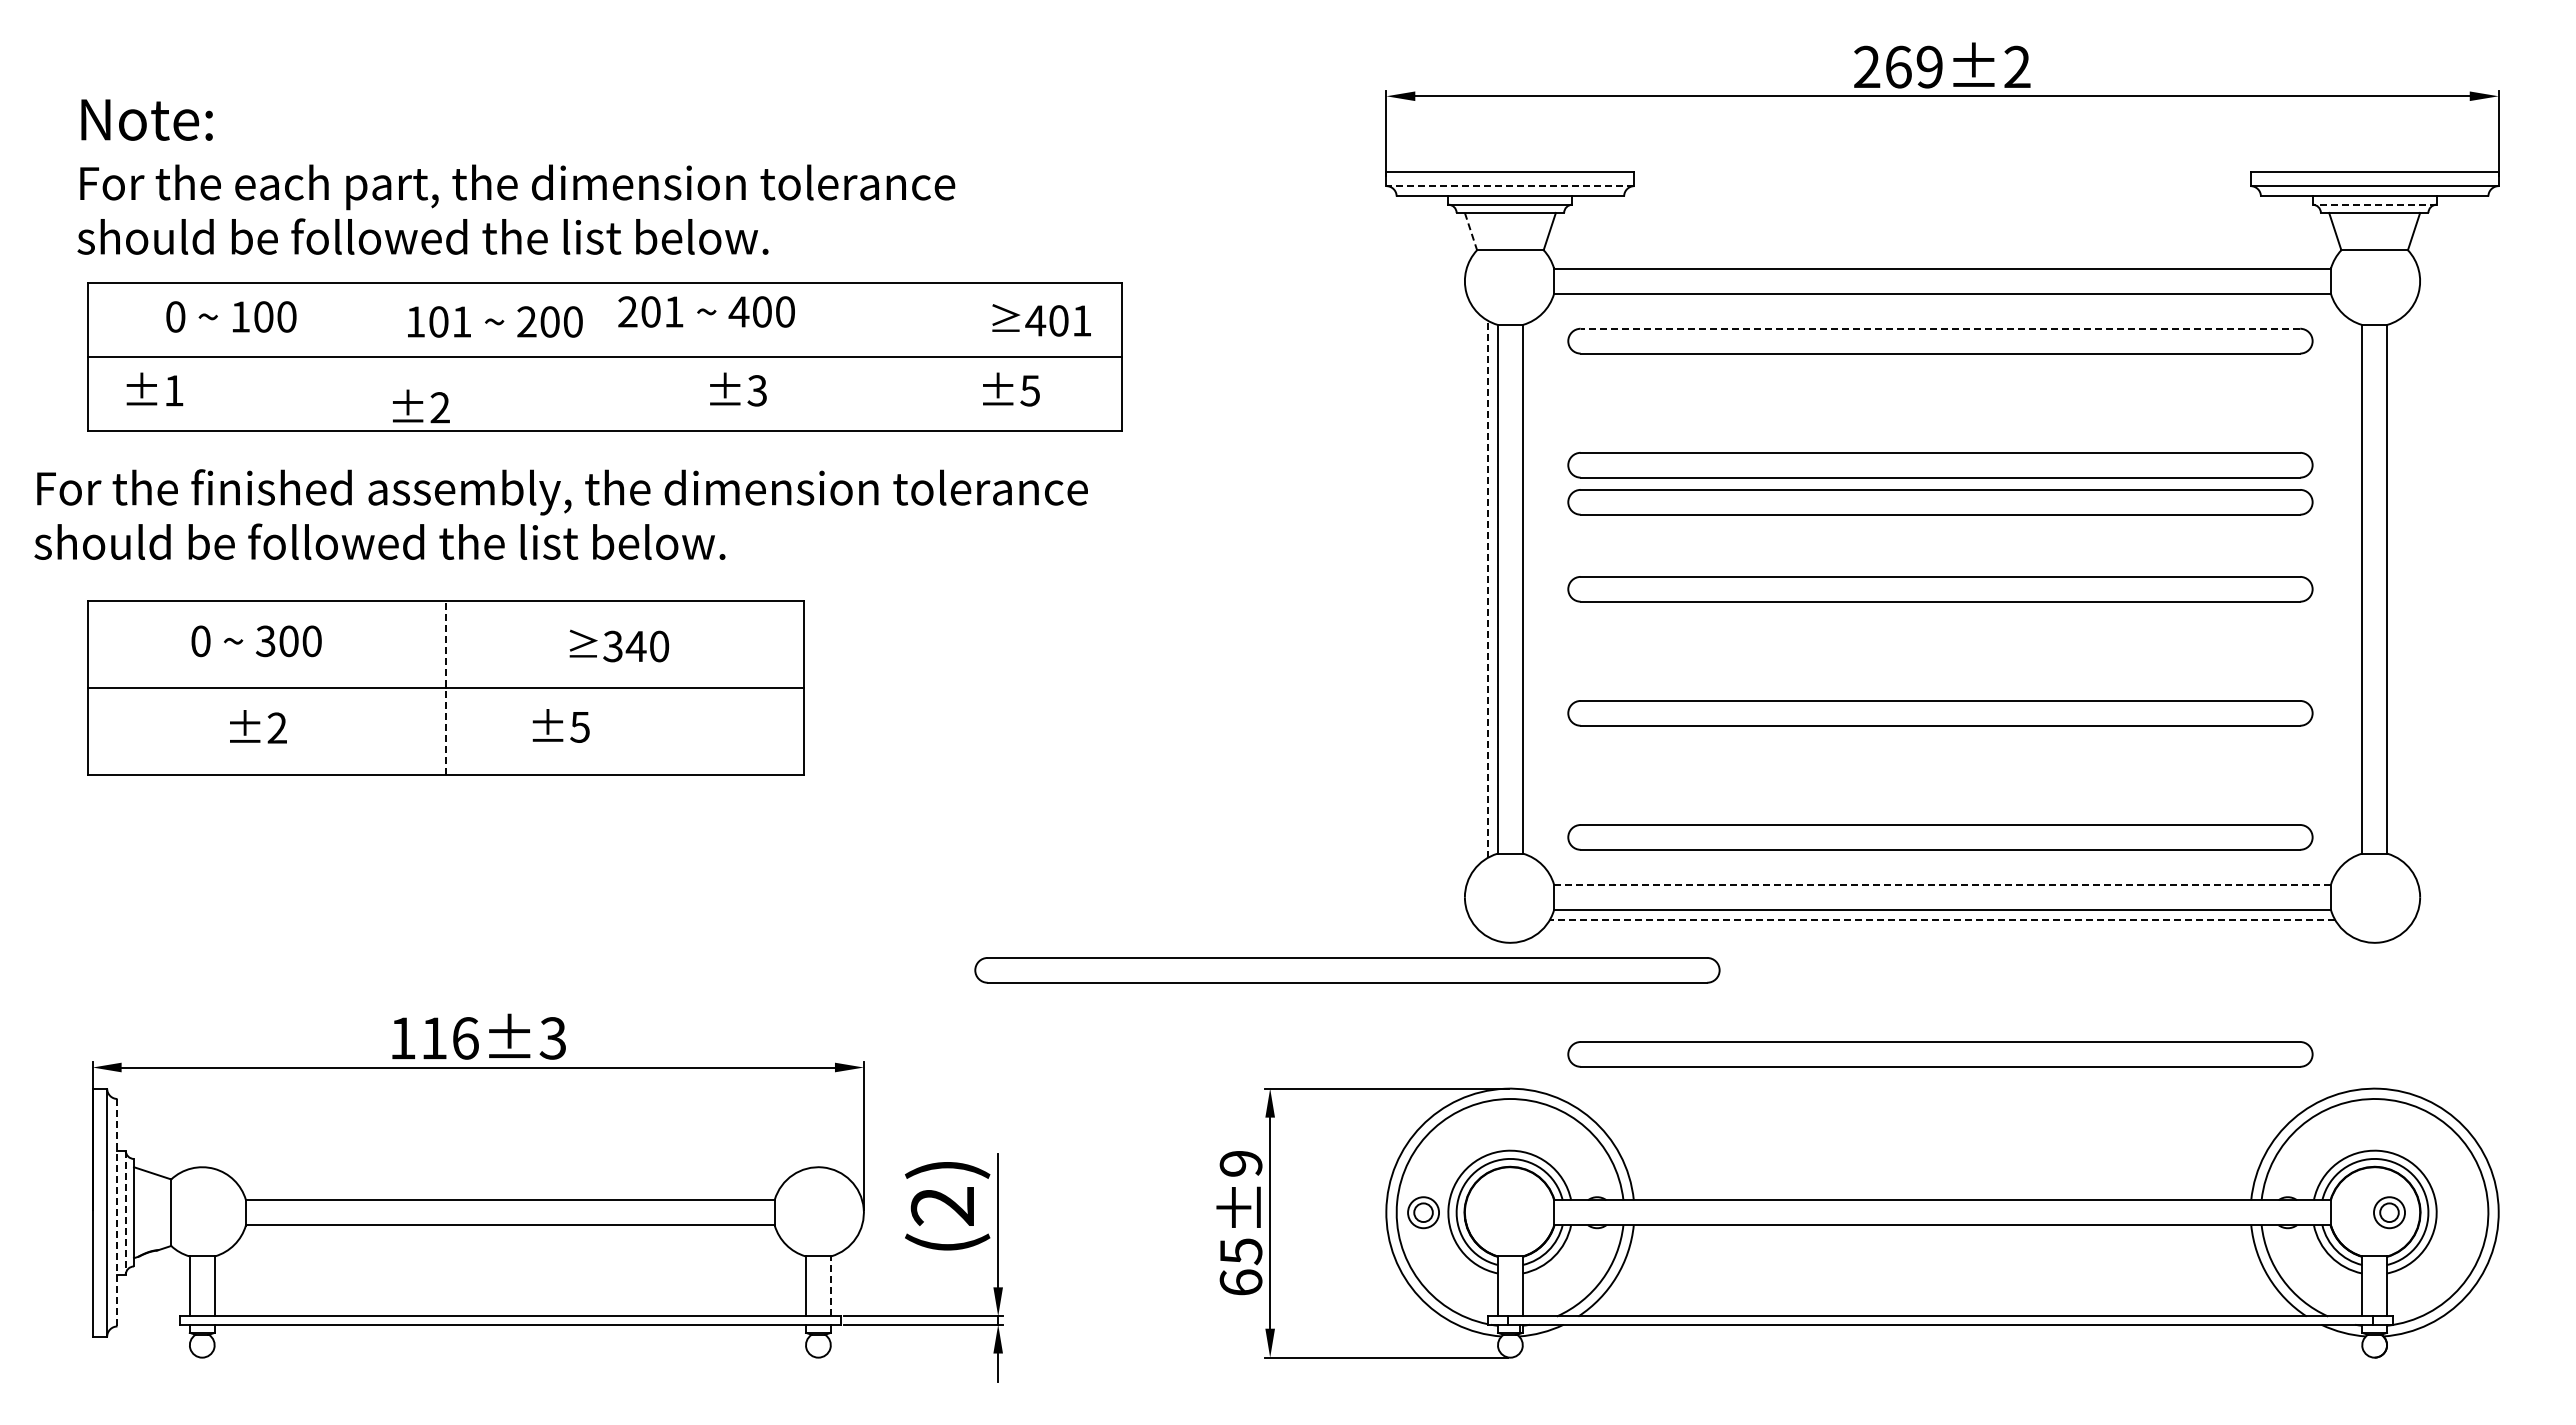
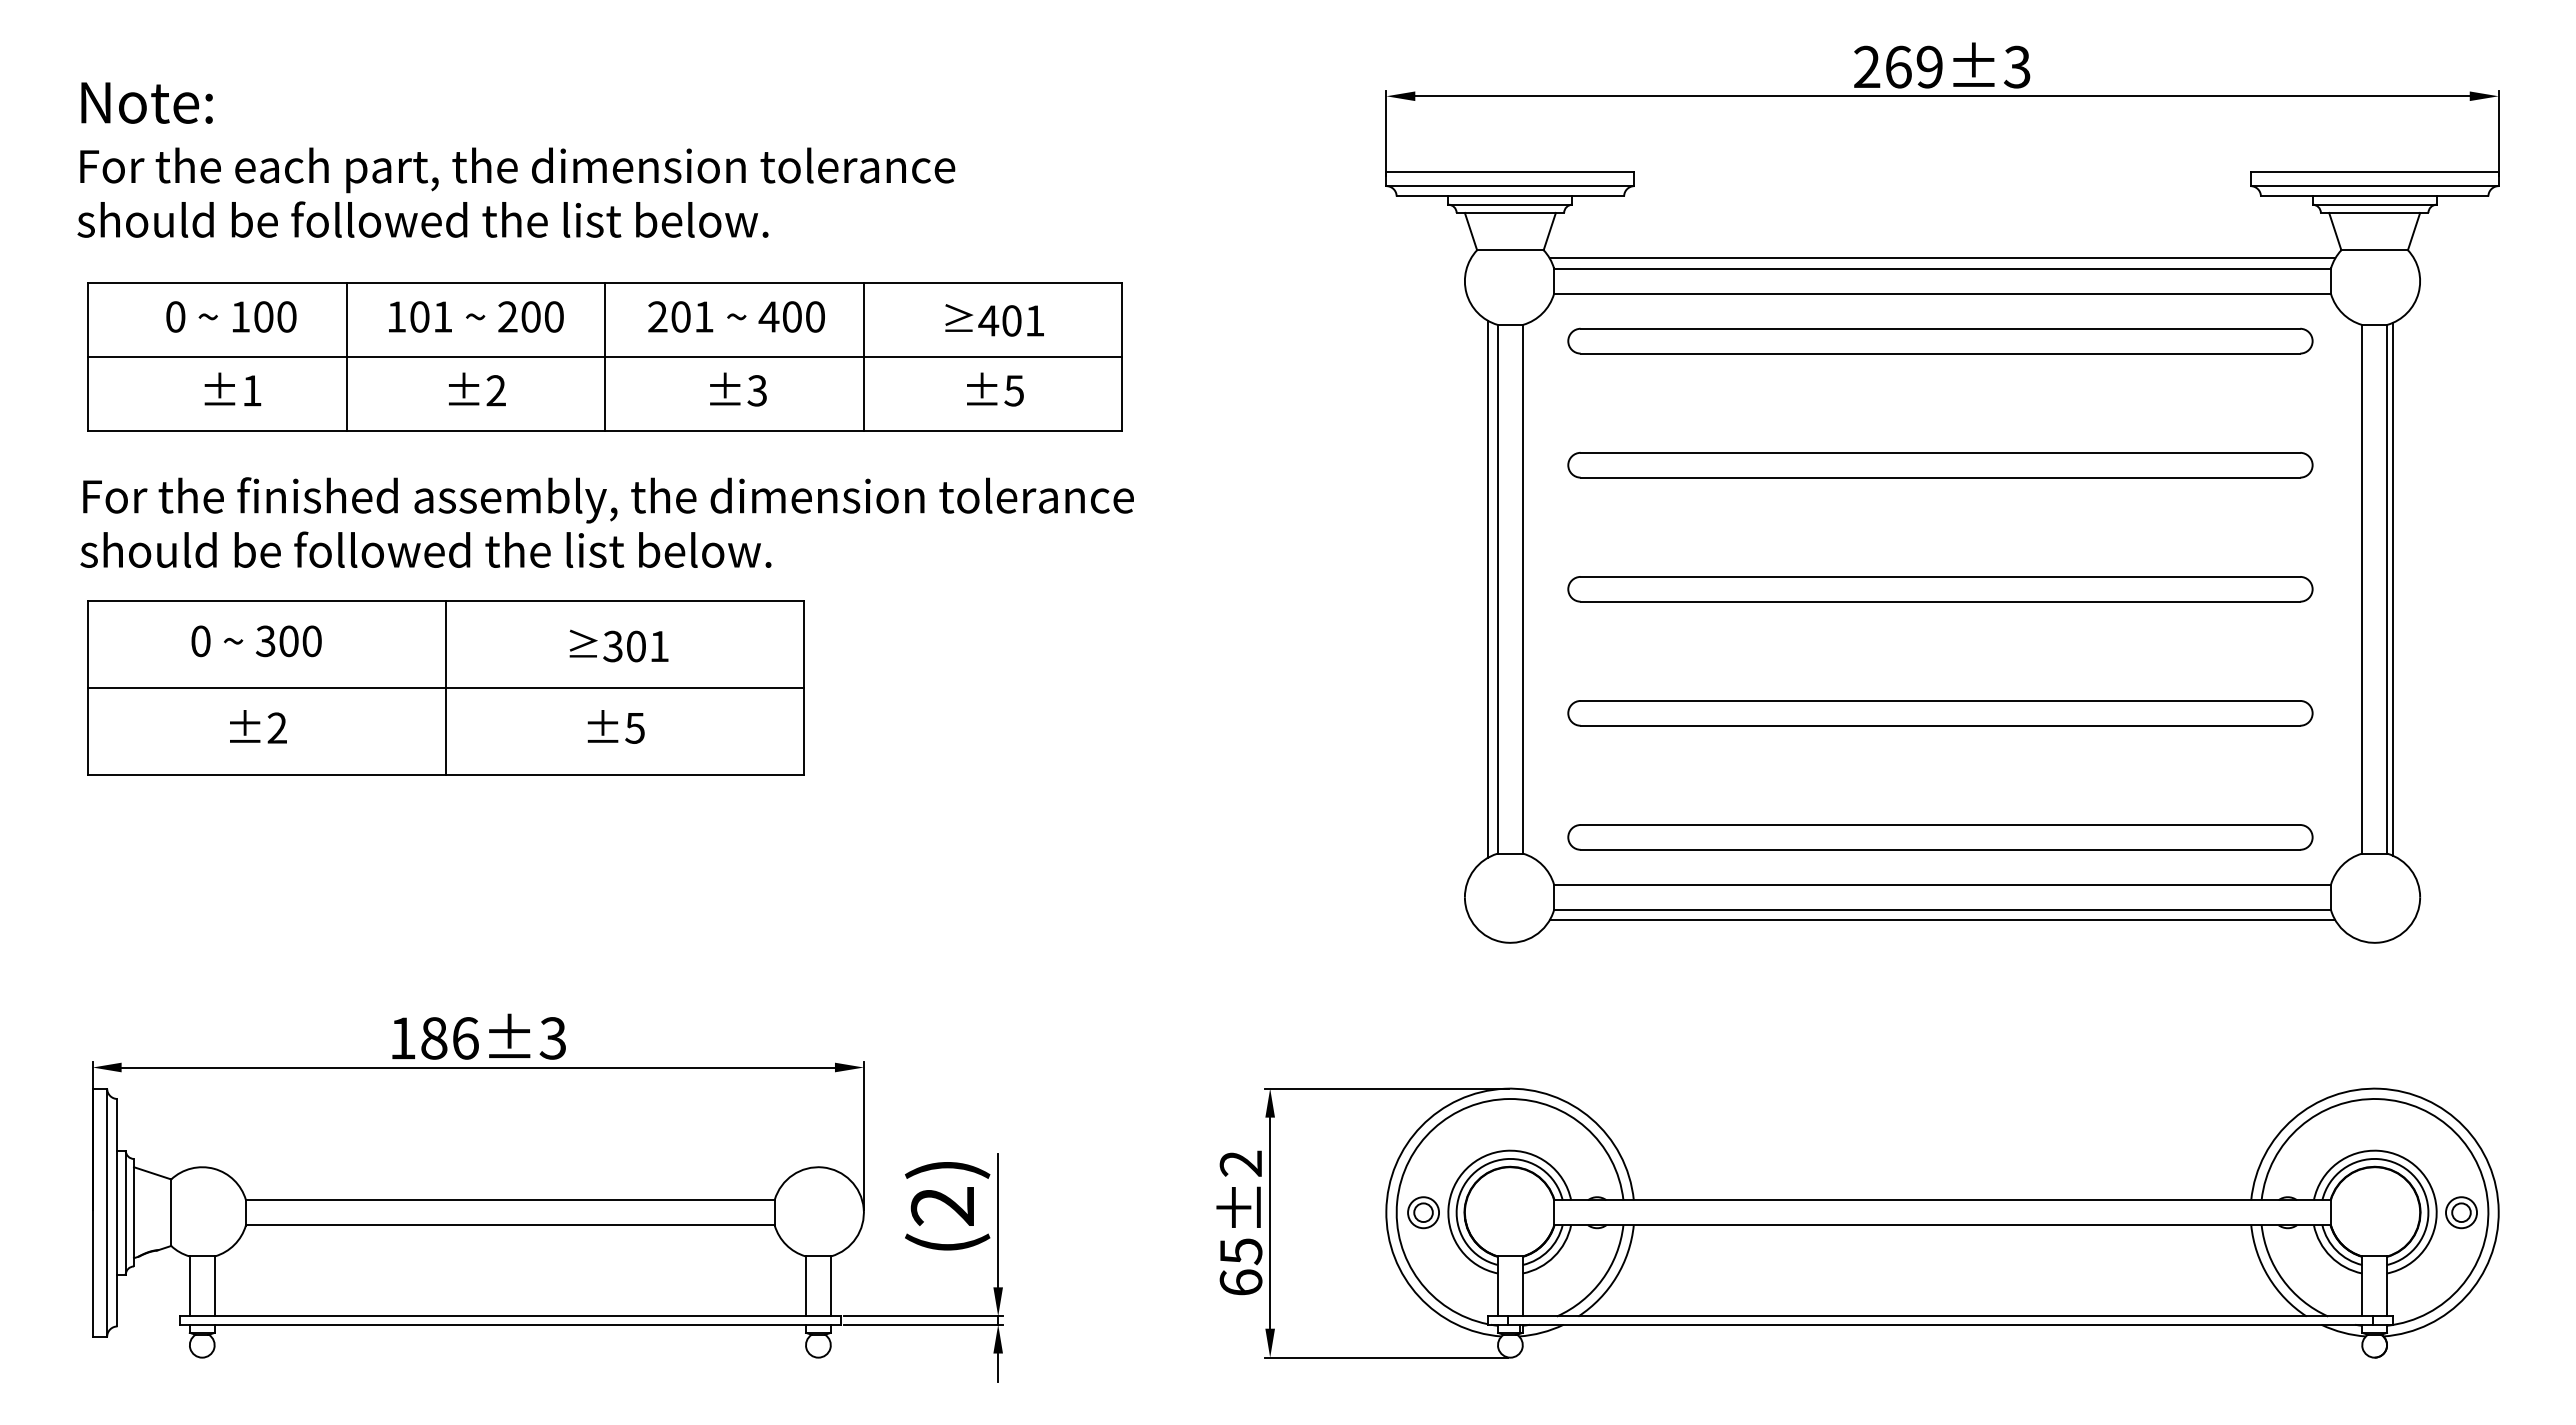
text: 269±2 -> 269±3 (2017, 67)
text position: (516, 176) -> (516, 159) (516, 159)
line: dashed -> solid (1509, 186)
line: dashed -> solid (2374, 204)
line: dashed -> solid (1471, 231)
line: none -> present (1942, 258)
text position: (706, 311) -> (736, 316) (736, 316)
text position: (1041, 320) -> (994, 320) (994, 320)
text position: (495, 321) -> (476, 316) (476, 316)
line: dashed -> solid (1940, 328)
line: none -> present (346, 357)
line: none -> present (605, 357)
line: none -> present (863, 357)
text position: (154, 389) -> (232, 389) (232, 389)
text position: (1011, 389) -> (995, 389) (995, 389)
text position: (421, 406) -> (477, 389) (477, 389)
part: present -> none (1940, 502)
text position: (560, 514) -> (606, 522) (606, 522)
line: none -> present (2393, 588)
line: dashed -> solid (1487, 589)
text: 340 -> 301 (647, 646)
line: dashed -> solid (446, 687)
text position: (560, 725) -> (615, 726) (615, 726)
line: dashed -> solid (1942, 884)
line: dashed -> solid (1942, 920)
part: present -> none (1347, 970)
text: 116±3 -> 186±3 (434, 1038)
part: present -> none (1940, 1054)
text: 65±9 -> 65±2 (1241, 1163)
line: dashed -> solid (117, 1212)
part position: (2389, 1212) -> (2461, 1212) (2461, 1212)
line: dashed -> solid (125, 1213)
line: dashed -> solid (830, 1286)
